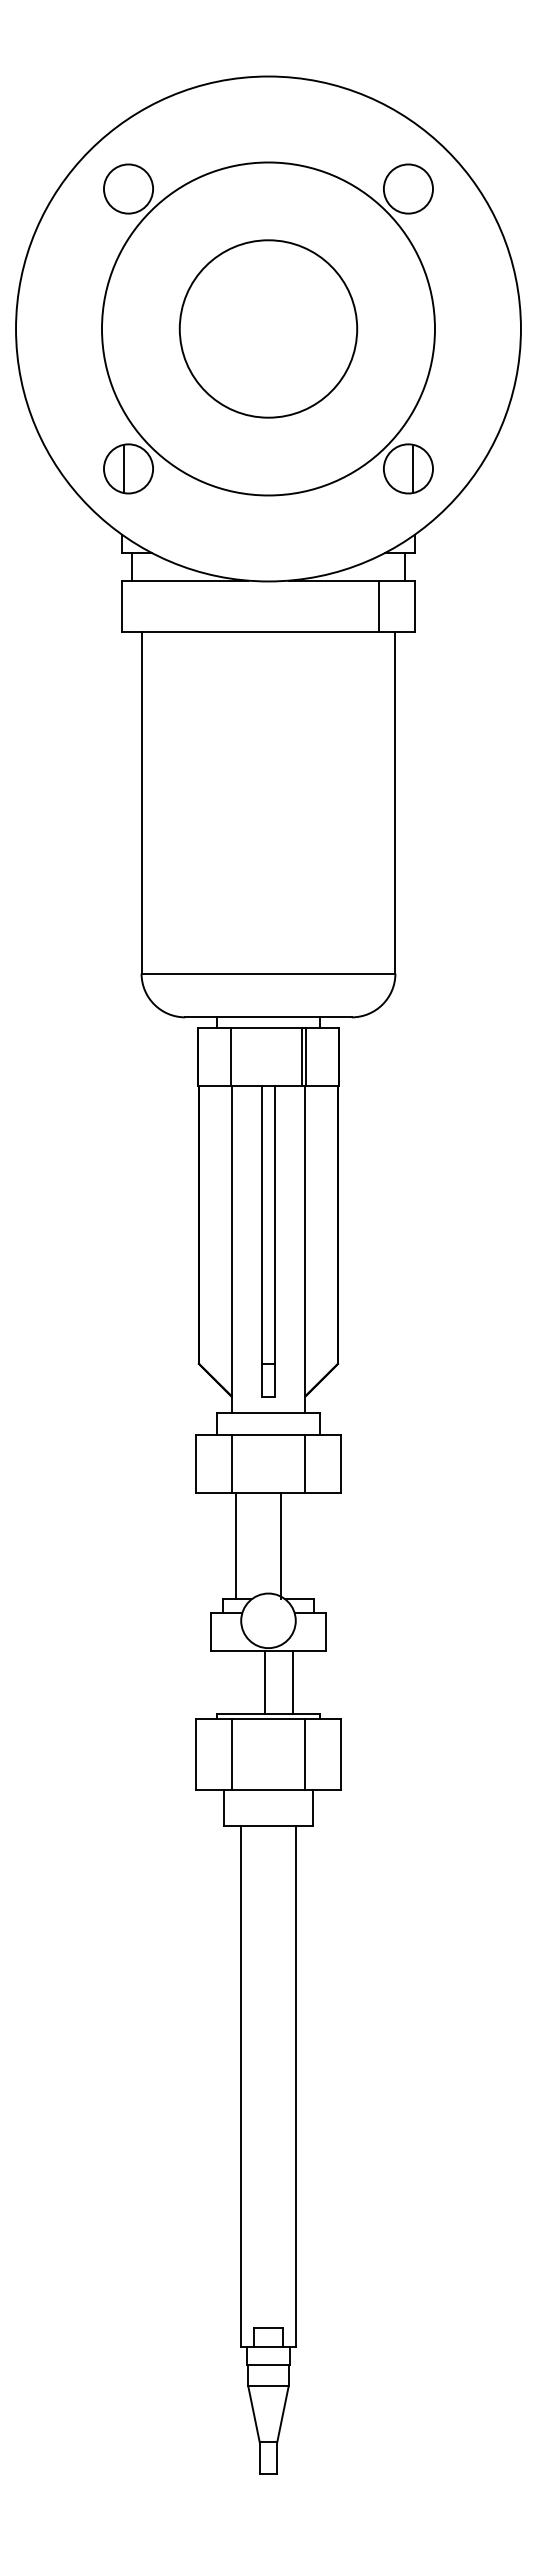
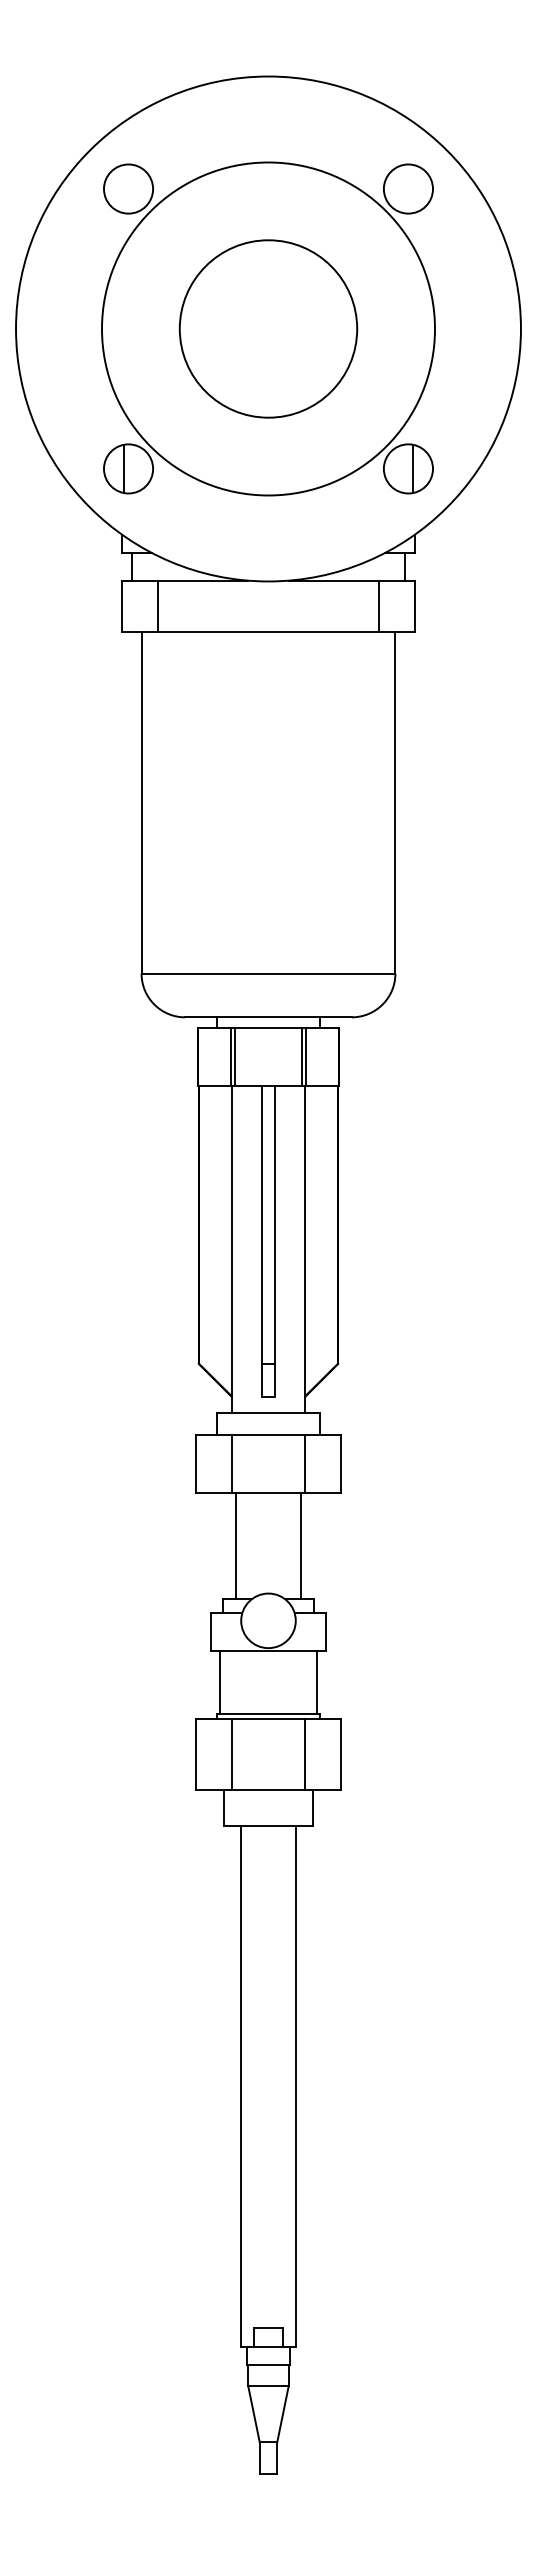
line: none -> present (157, 606)
line: none -> present (235, 1056)
line position: (281, 1545) -> (301, 1545) (301, 1545)
line position: (265, 1681) -> (220, 1681) (220, 1681)
line position: (292, 1681) -> (316, 1681) (316, 1681)
